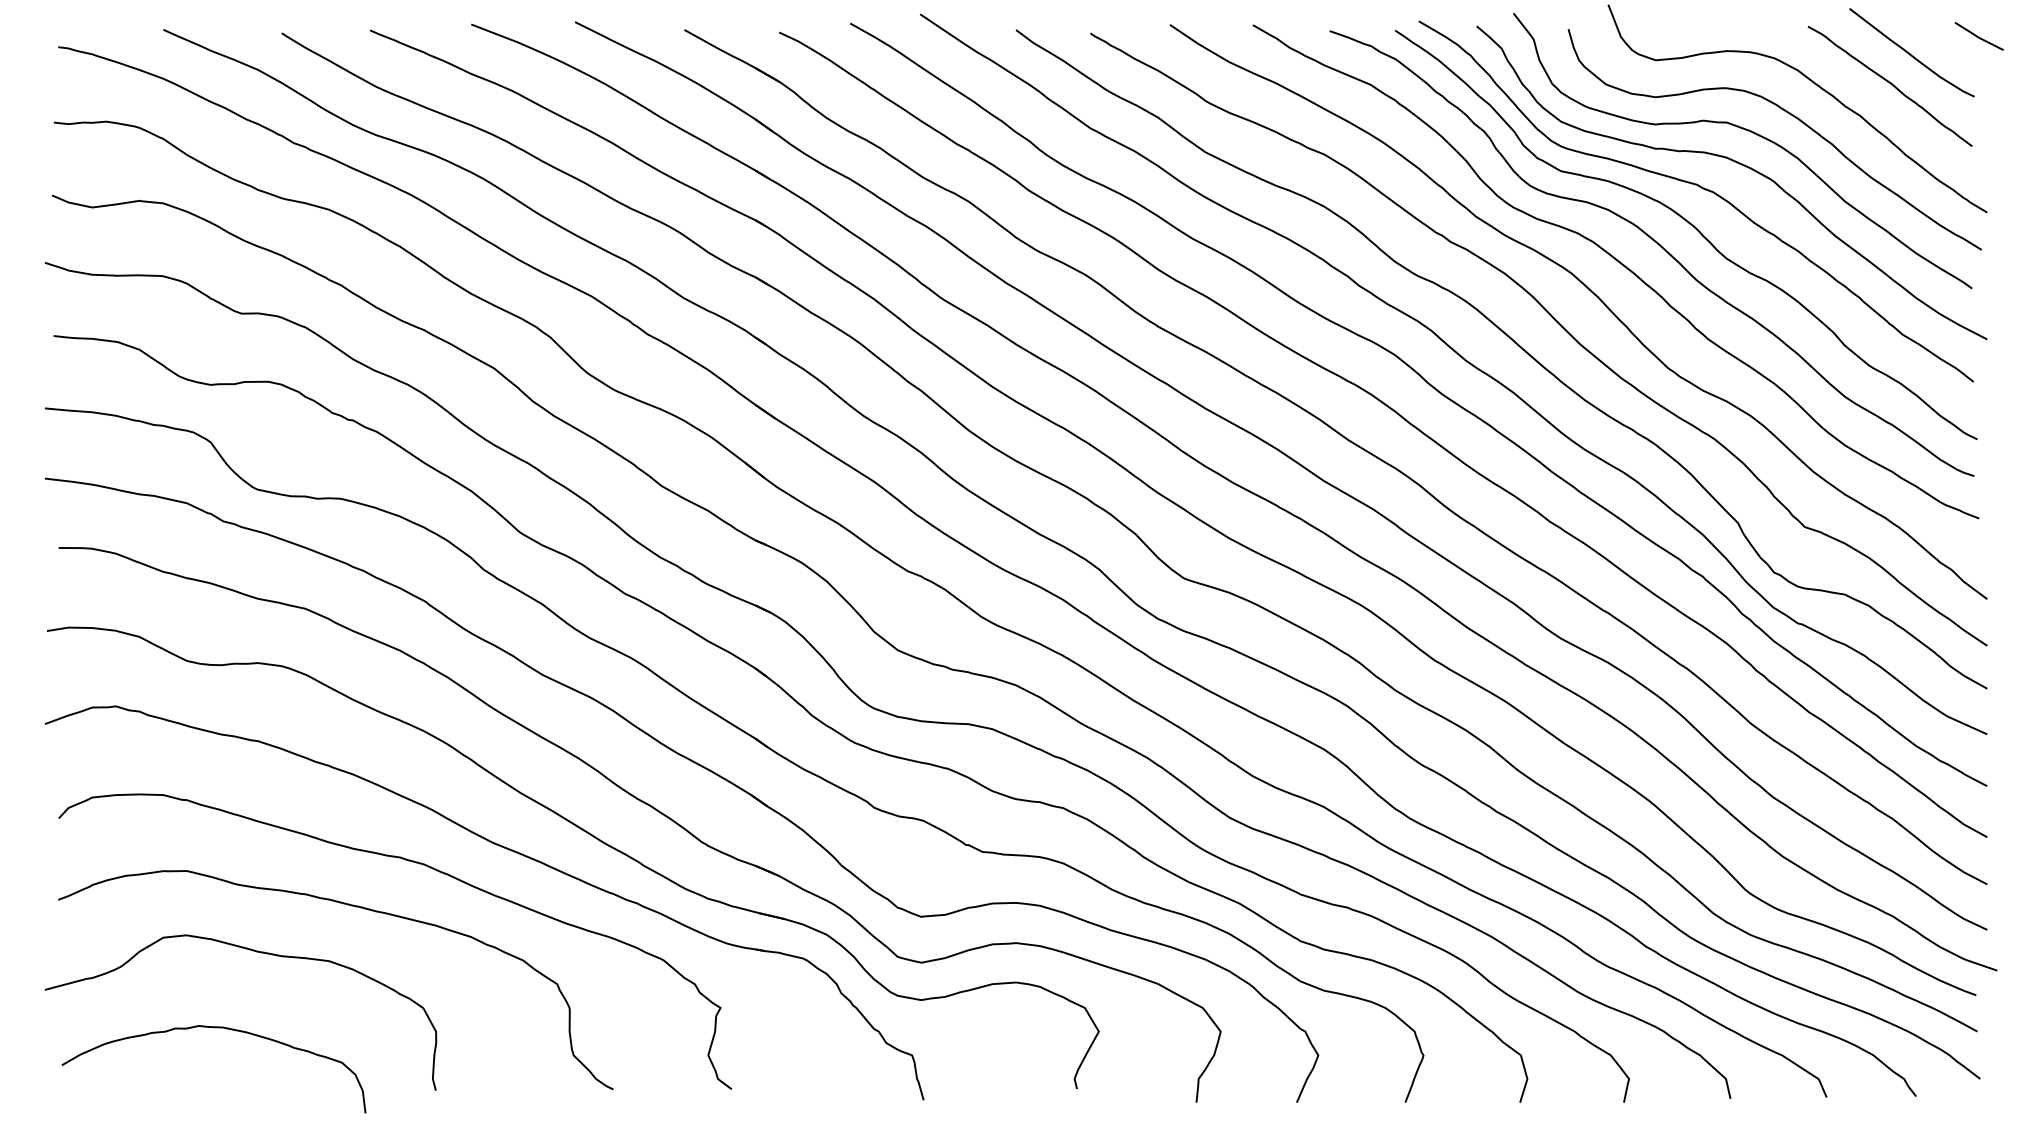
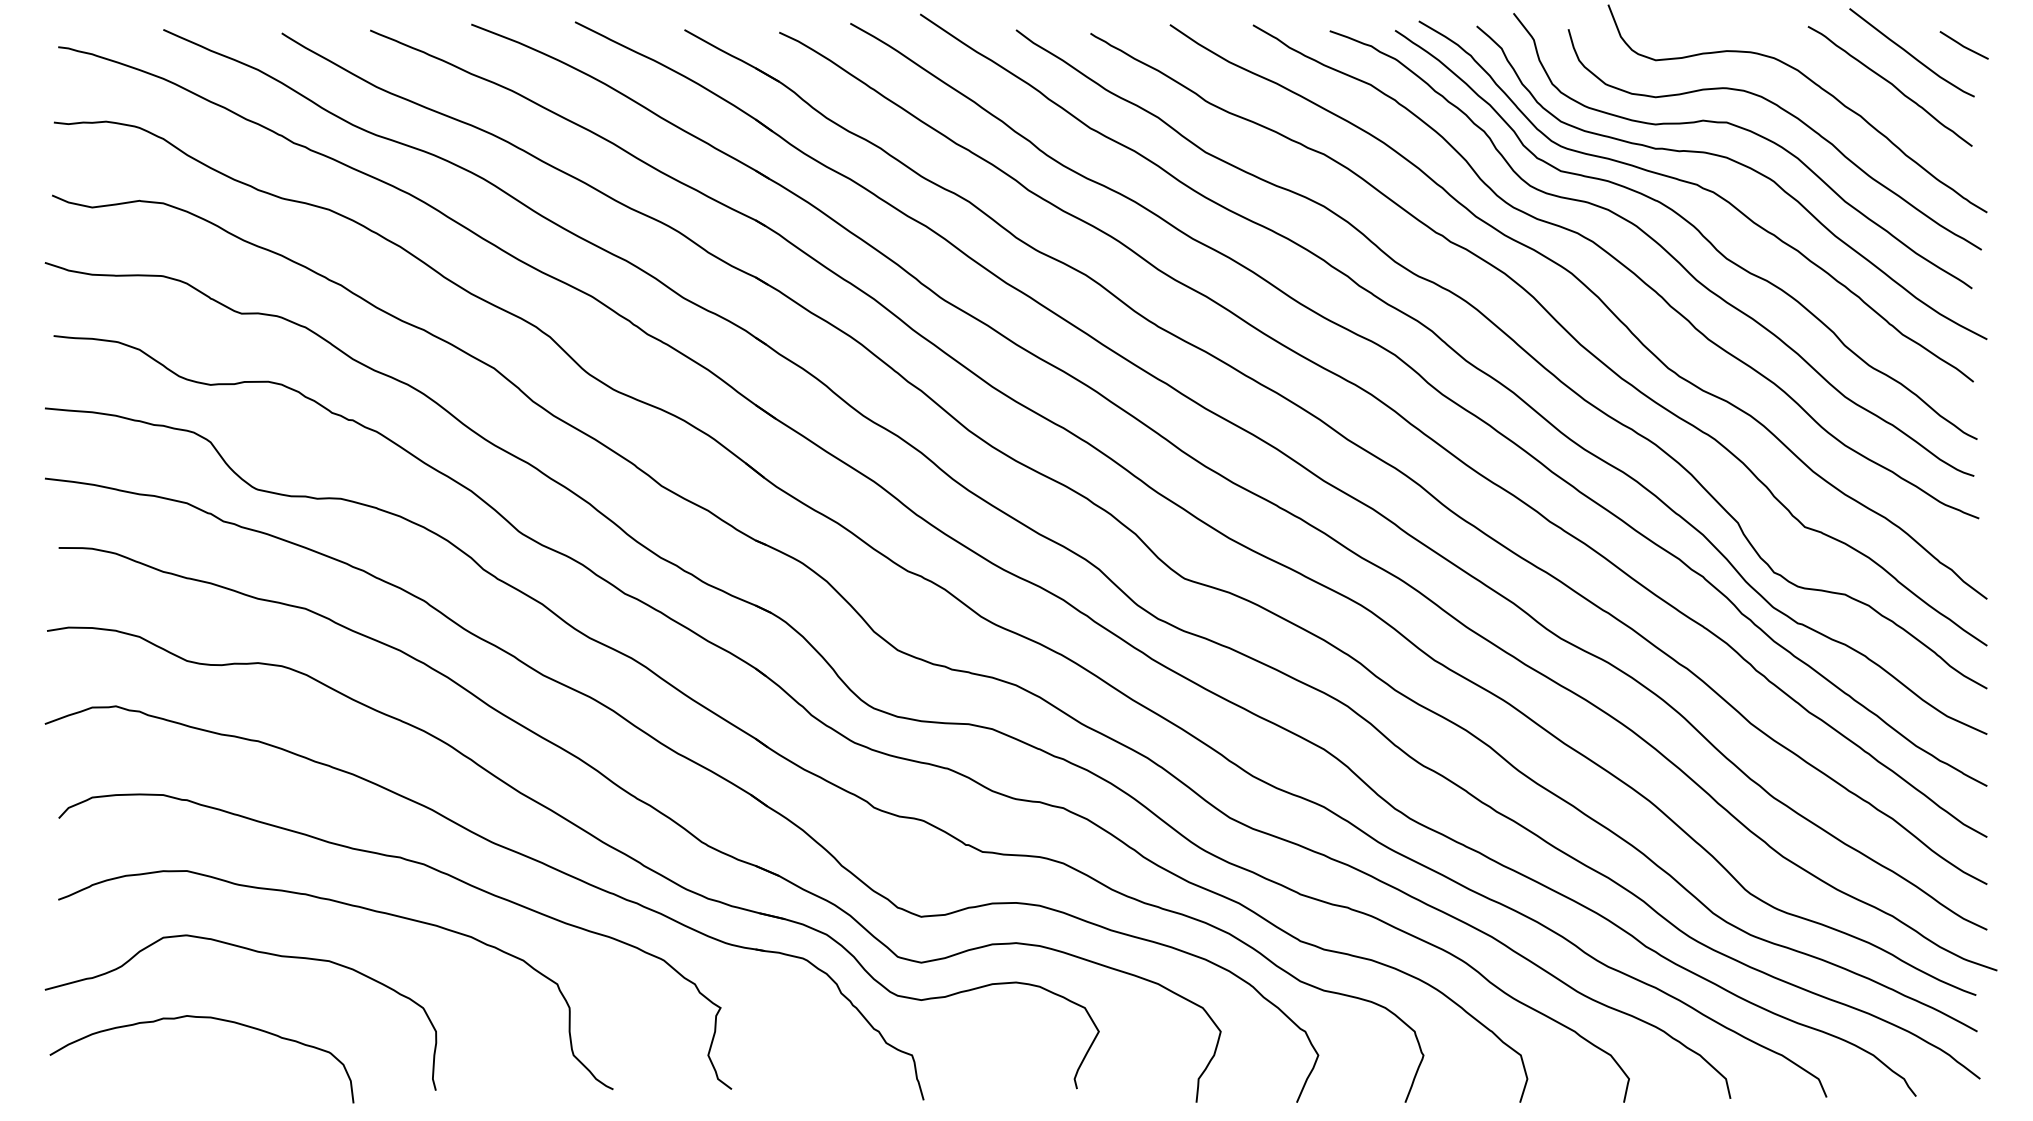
line position: (1978, 36) -> (1963, 45) (1963, 45)
curve position: (214, 1028) -> (202, 1018) (202, 1018)
